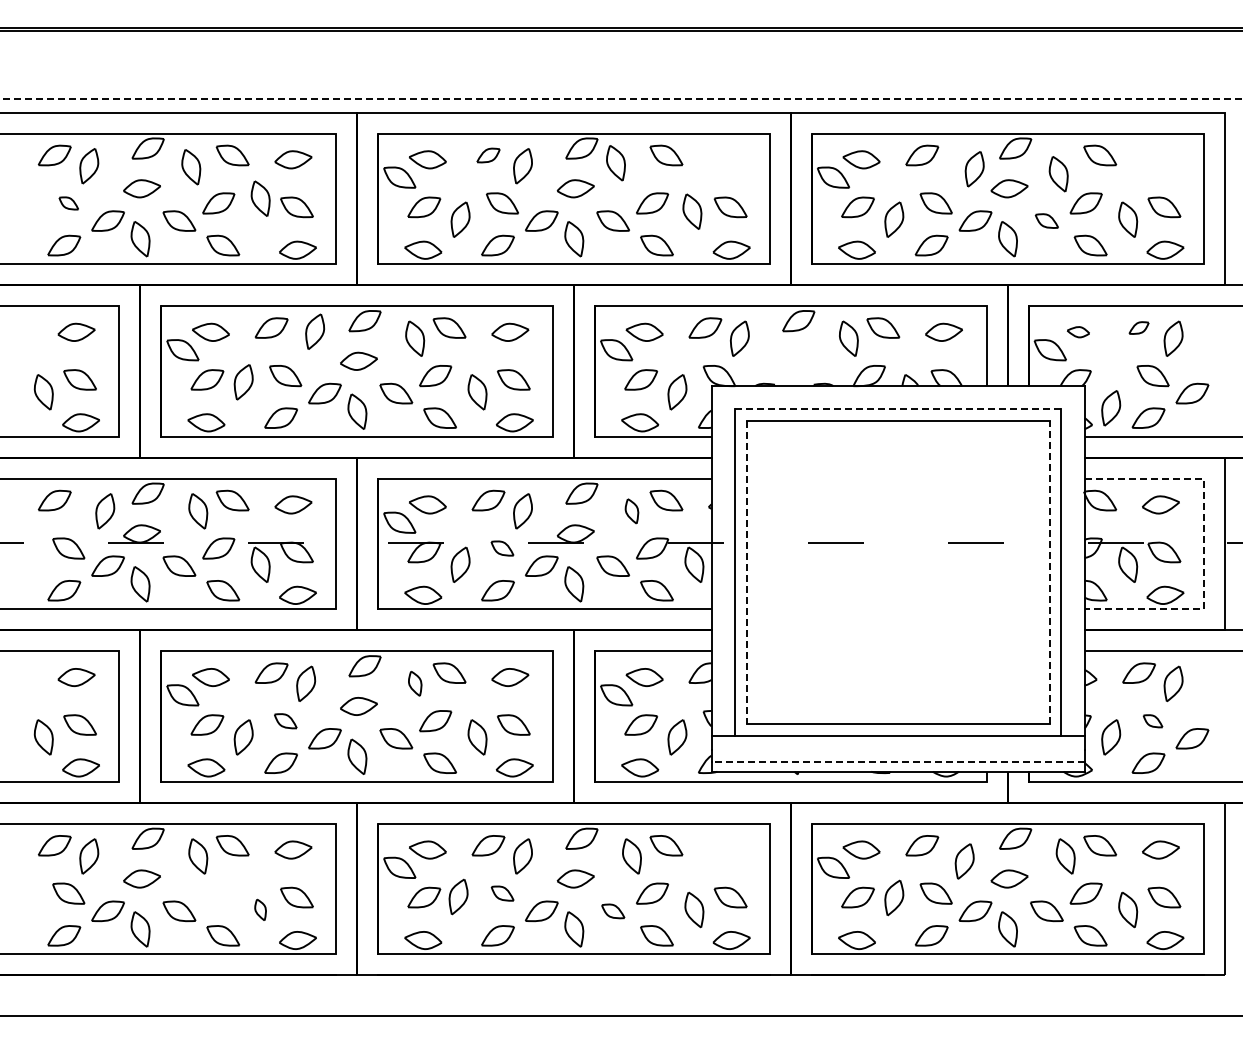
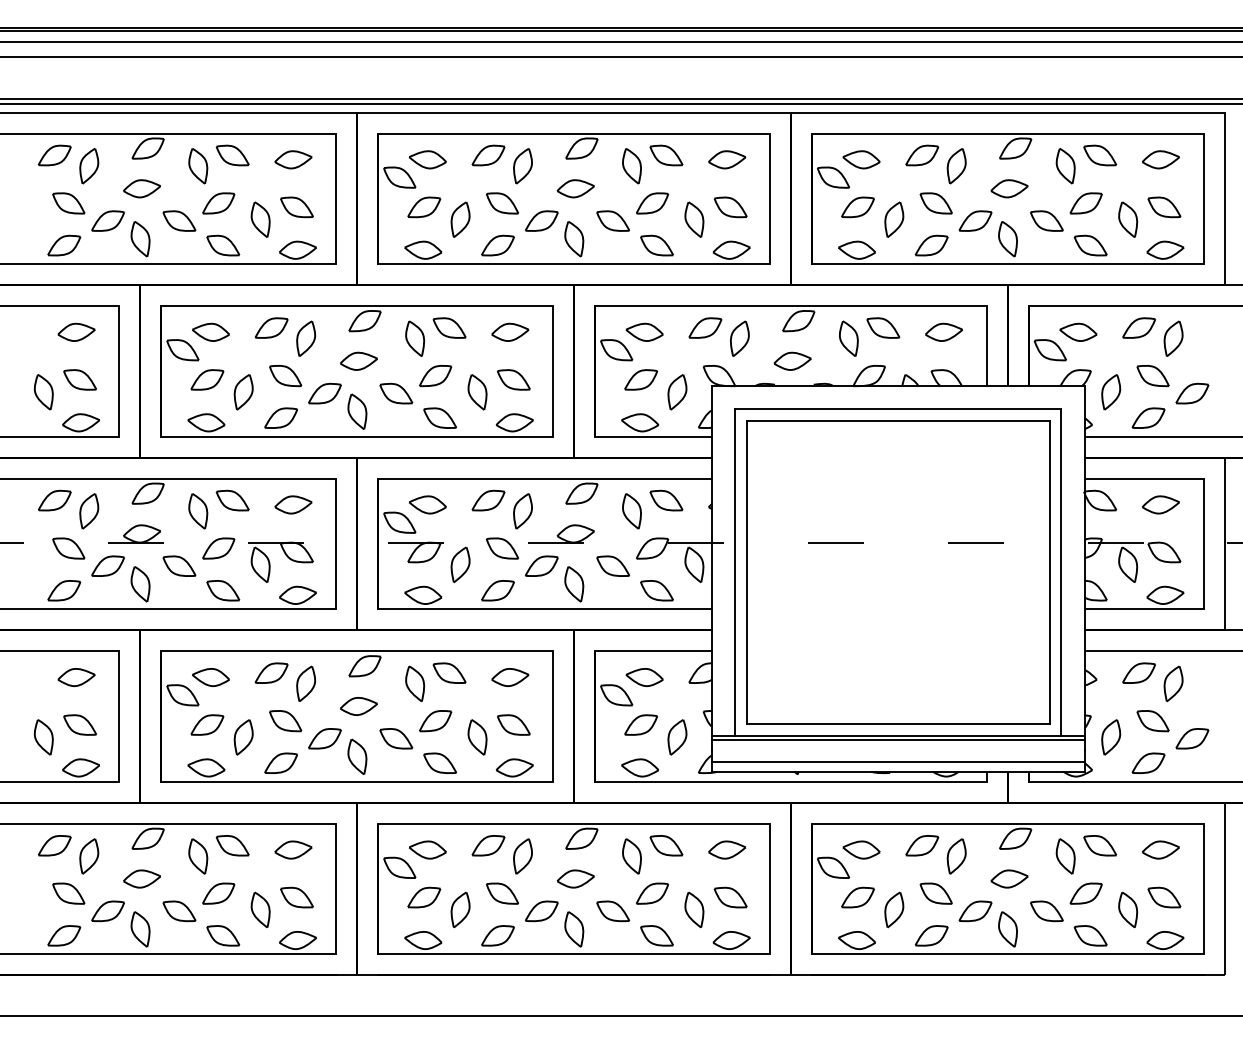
line: none -> present (620, 41)
line: none -> present (620, 56)
line: dashed -> solid (621, 98)
line: none -> present (620, 103)
part size: 25x17 px -> 35x23 px (488, 155)
part: none -> present (727, 159)
part: none -> present (1160, 159)
part position: (615, 163) -> (631, 166) (631, 166)
part position: (191, 167) -> (198, 166) (198, 166)
part position: (974, 169) -> (956, 166) (956, 166)
part position: (1058, 174) -> (1065, 166) (1065, 166)
part position: (260, 198) -> (260, 219) (260, 219)
part size: 21x15 px -> 34x23 px (68, 203)
part position: (692, 211) -> (694, 219) (694, 219)
part size: 25x16 px -> 34x22 px (1046, 220)
part size: 22x14 px -> 34x22 px (1138, 327)
part position: (315, 331) -> (306, 338) (306, 338)
part size: 23x13 px -> 39x20 px (1078, 331)
part: none -> present (792, 360)
part position: (243, 382) -> (243, 392) (243, 392)
part position: (1111, 408) -> (1111, 392) (1111, 392)
line: dashed -> solid (897, 409)
part position: (105, 511) -> (89, 511) (89, 511)
part size: 16x27 px -> 20x37 px (631, 511)
line: dashed -> solid (1203, 544)
part size: 25x17 px -> 33x23 px (502, 548)
line: dashed -> solid (746, 572)
line: dashed -> solid (1049, 572)
part size: 15x27 px -> 21x37 px (415, 683)
part size: 24x17 px -> 34x23 px (285, 721)
part size: 22x15 px -> 34x23 px (1152, 721)
line: none -> present (897, 740)
line: dashed -> solid (898, 762)
part: none -> present (727, 849)
part position: (964, 861) -> (956, 856) (956, 856)
part: none -> present (218, 893)
part size: 25x17 px -> 34x23 px (502, 893)
part position: (458, 896) -> (460, 909) (460, 909)
part position: (894, 897) -> (894, 909) (894, 909)
part size: 13x23 px -> 21x38 px (260, 909)
part size: 25x17 px -> 35x23 px (613, 911)
